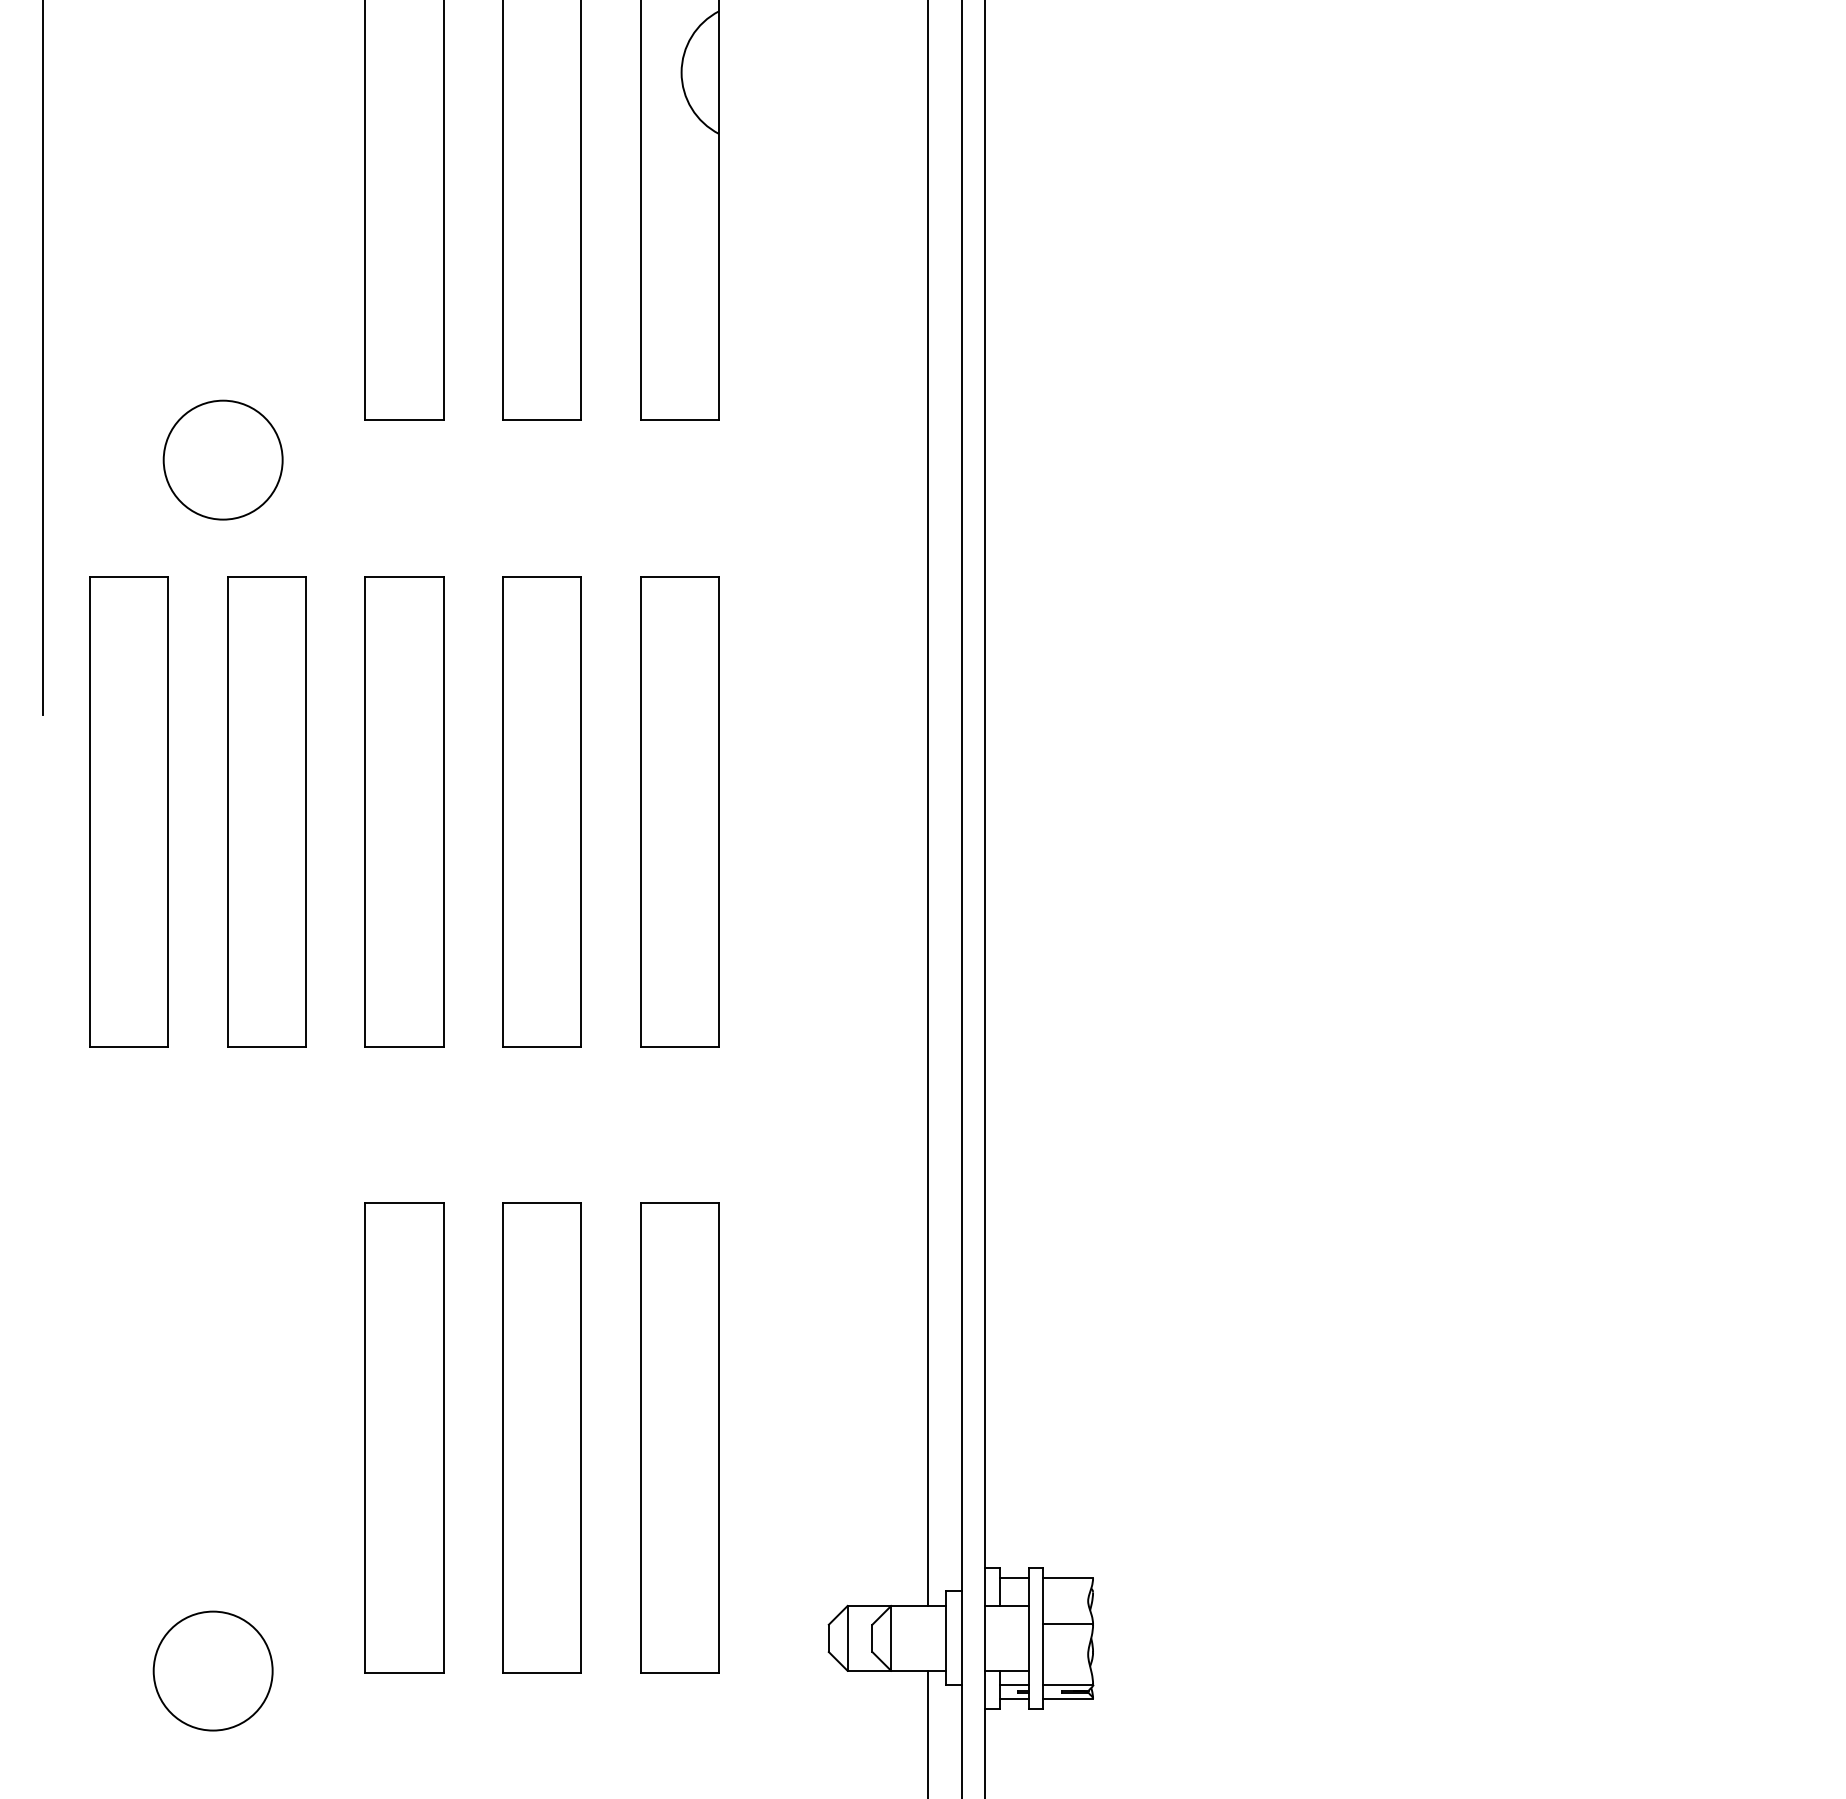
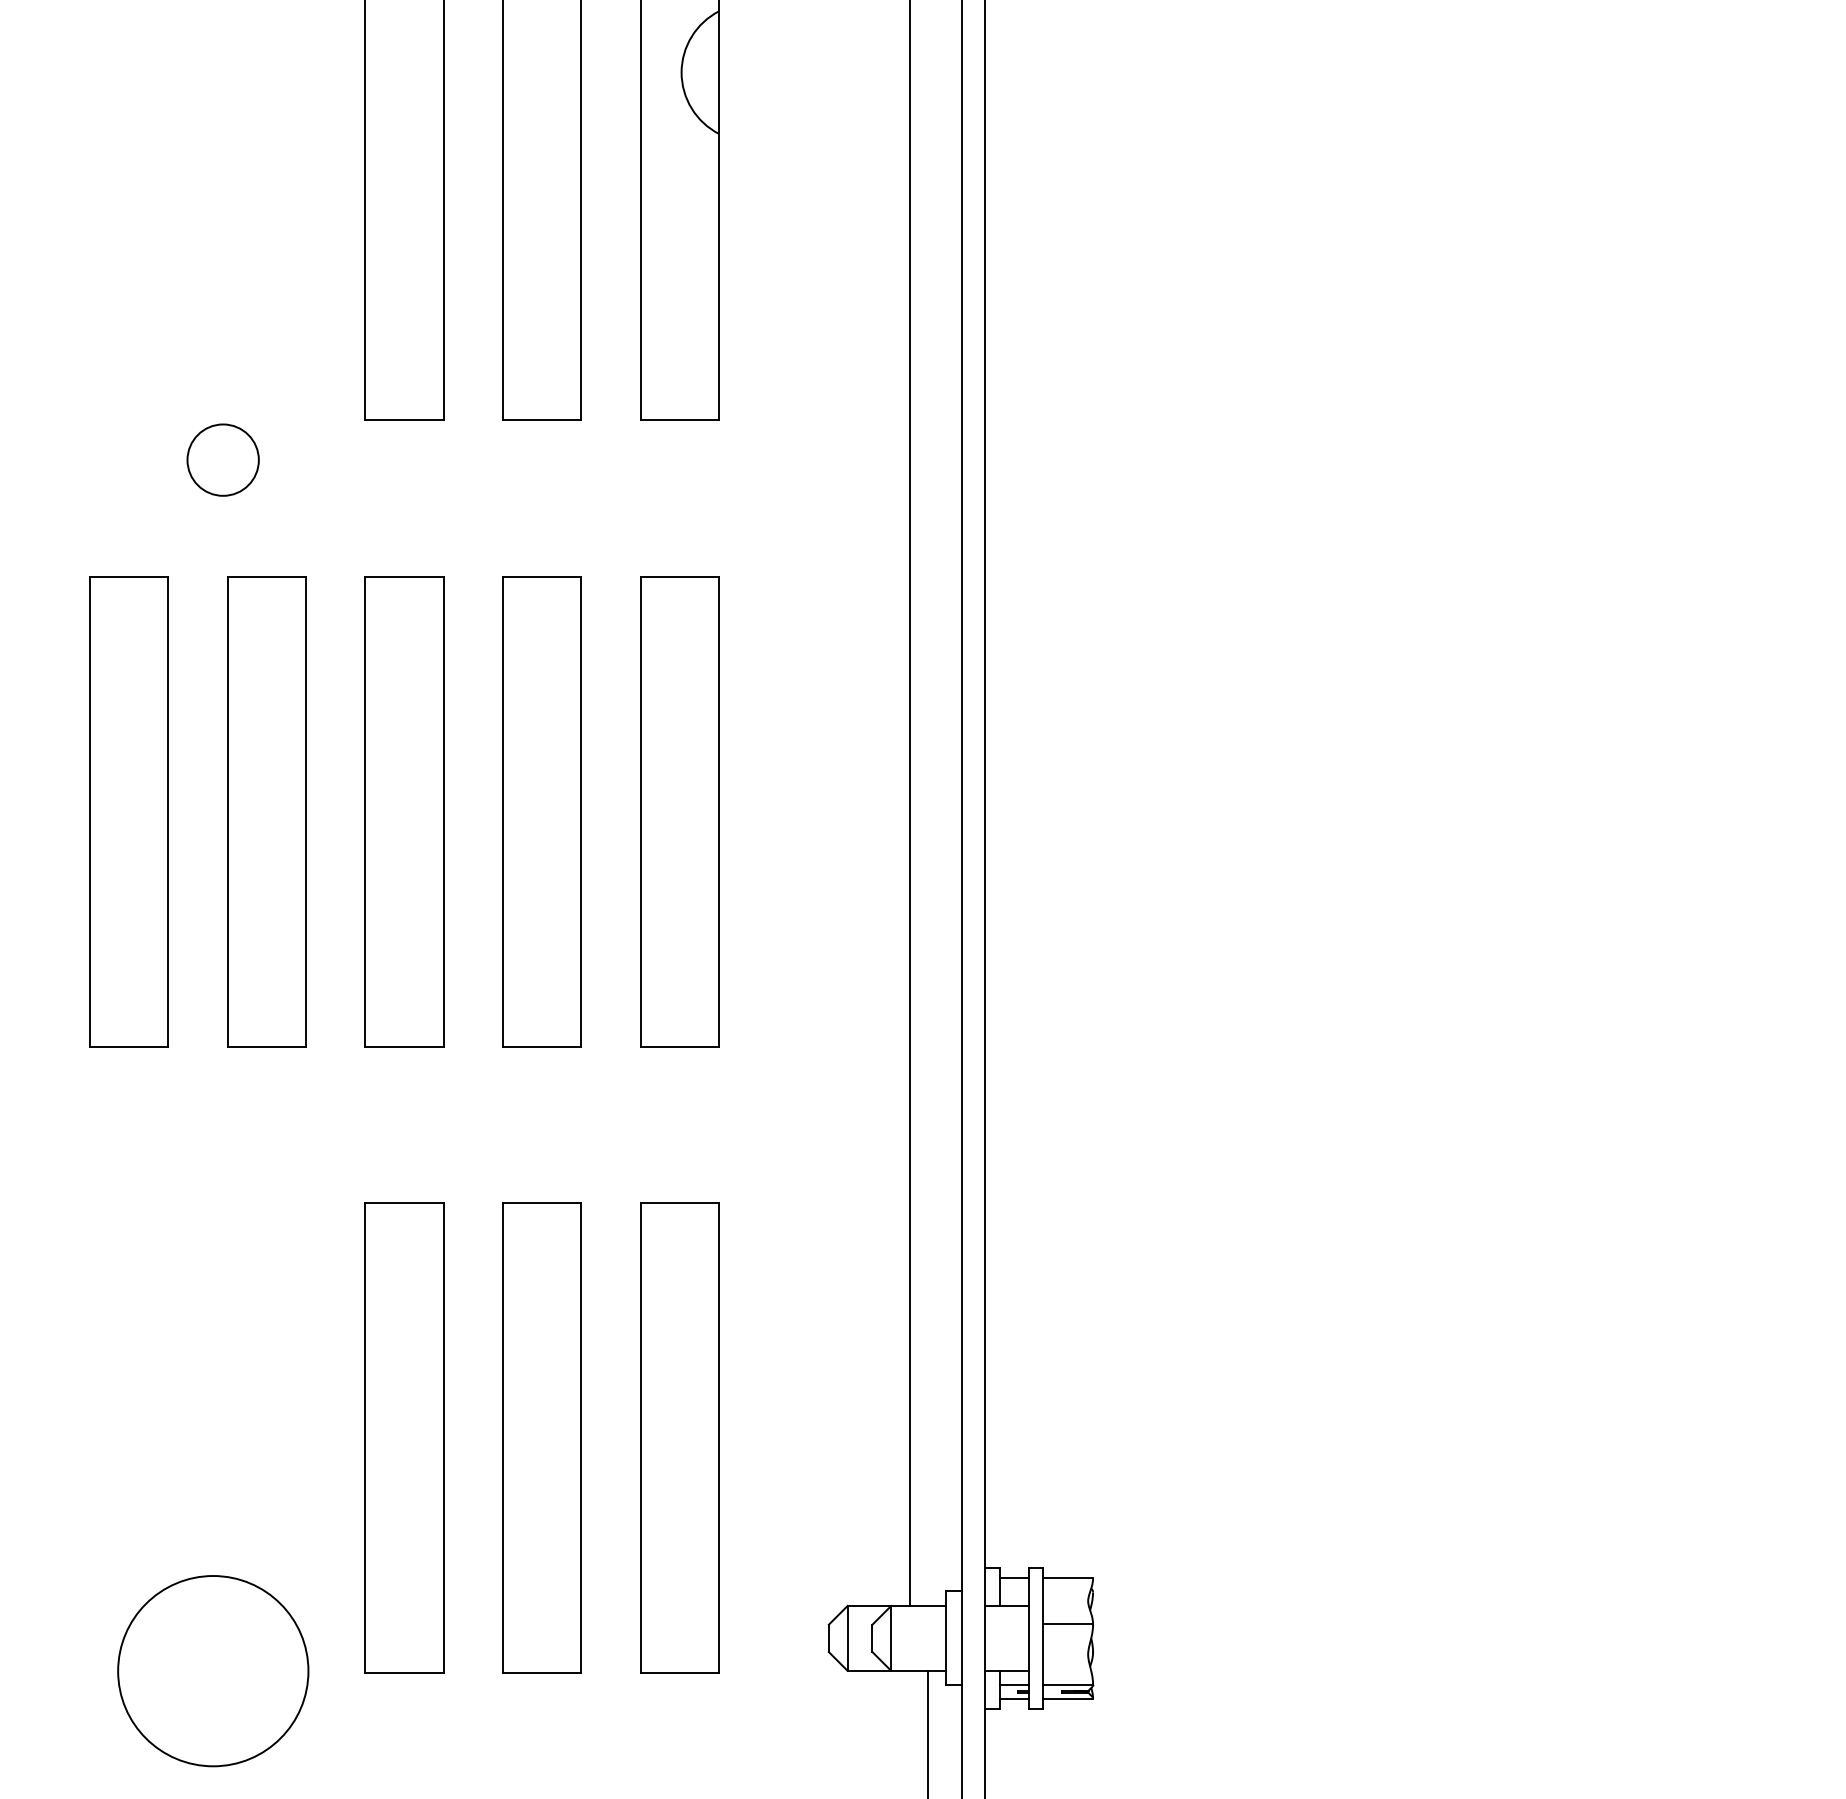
line: present -> none (43, 358)
circle diameter: 119 px -> 71 px (222, 459)
line position: (928, 803) -> (910, 803) (910, 803)
circle size: 122x122 px -> 193x193 px (213, 1671)
